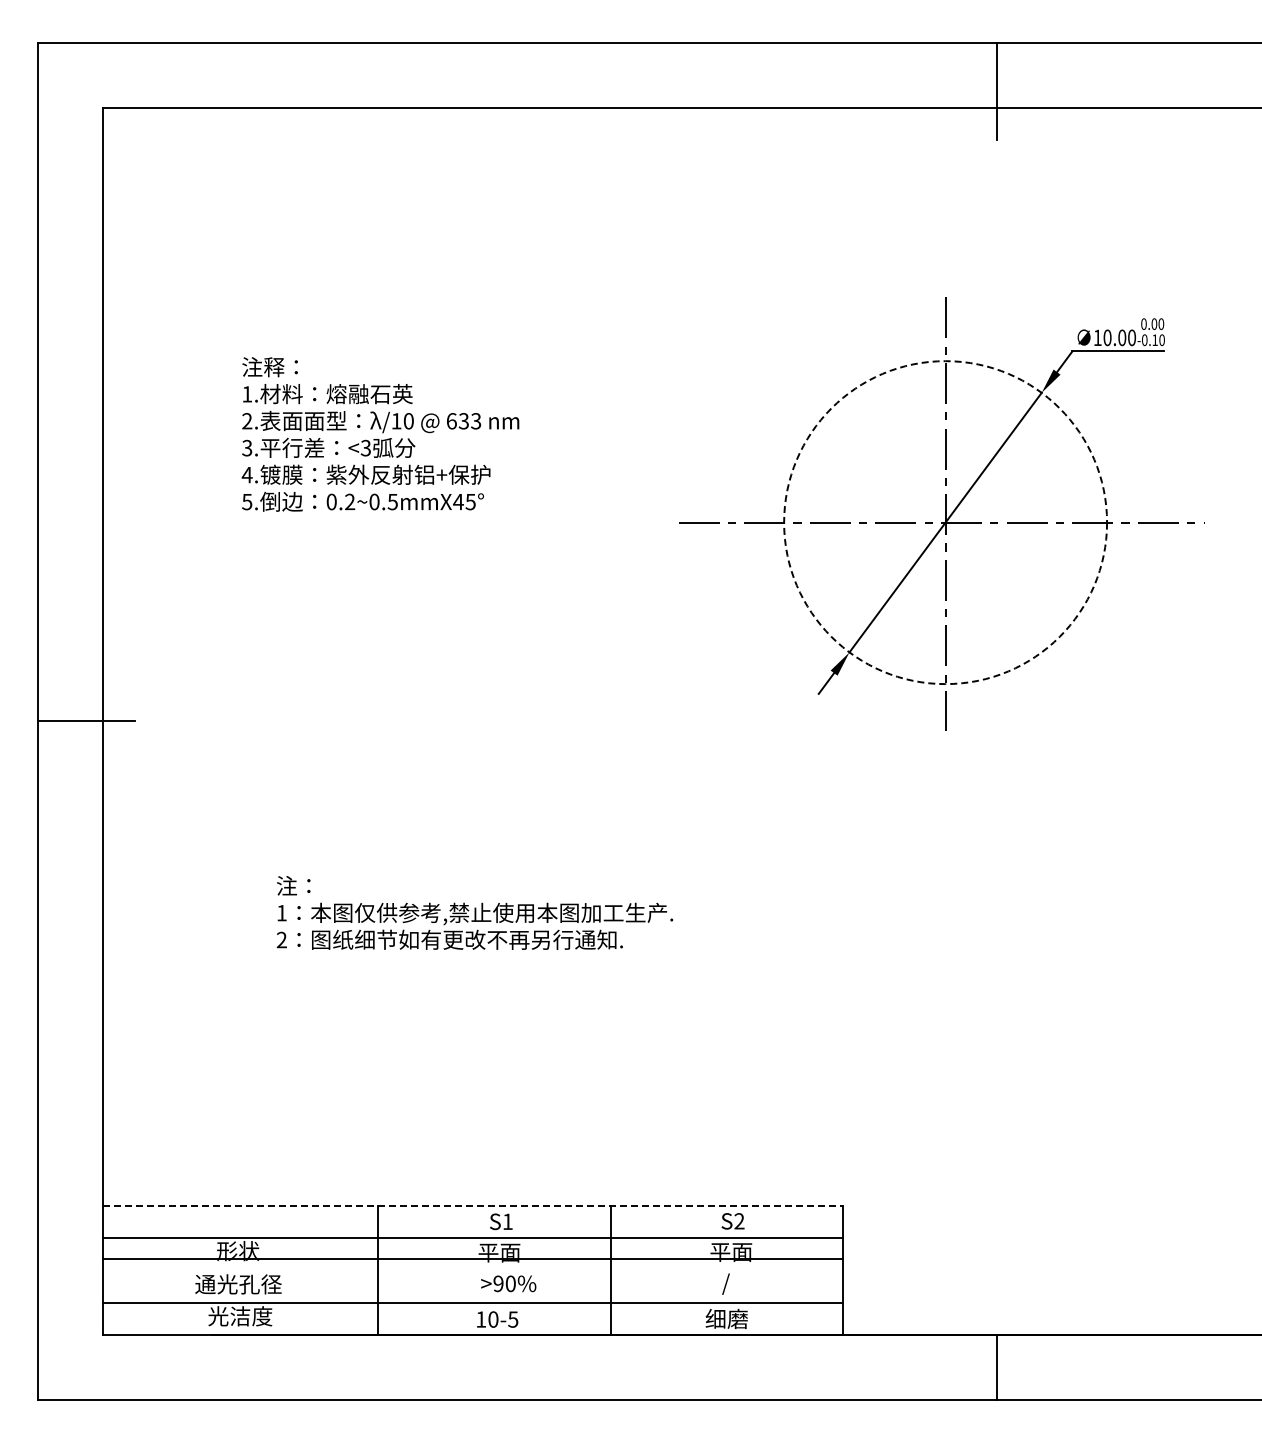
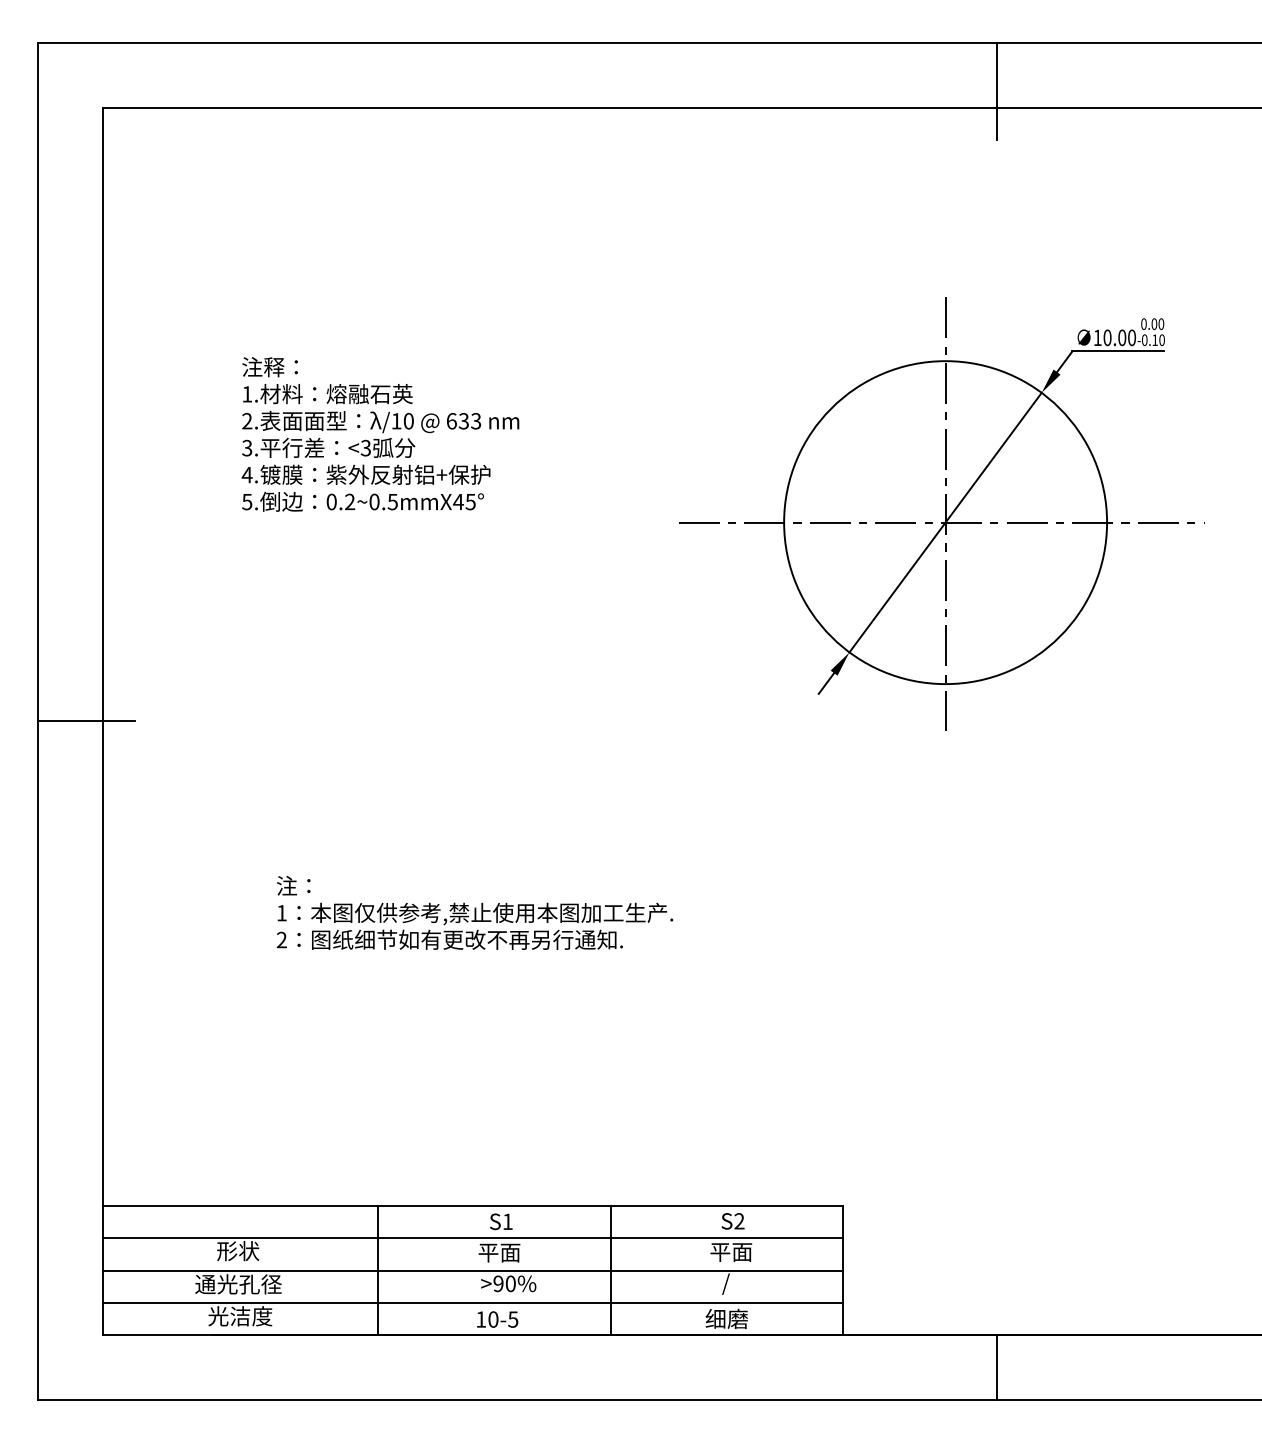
circle: dashed -> solid (945, 522)
line: dashed -> solid (473, 1205)
line position: (472, 1258) -> (472, 1270) (472, 1270)
